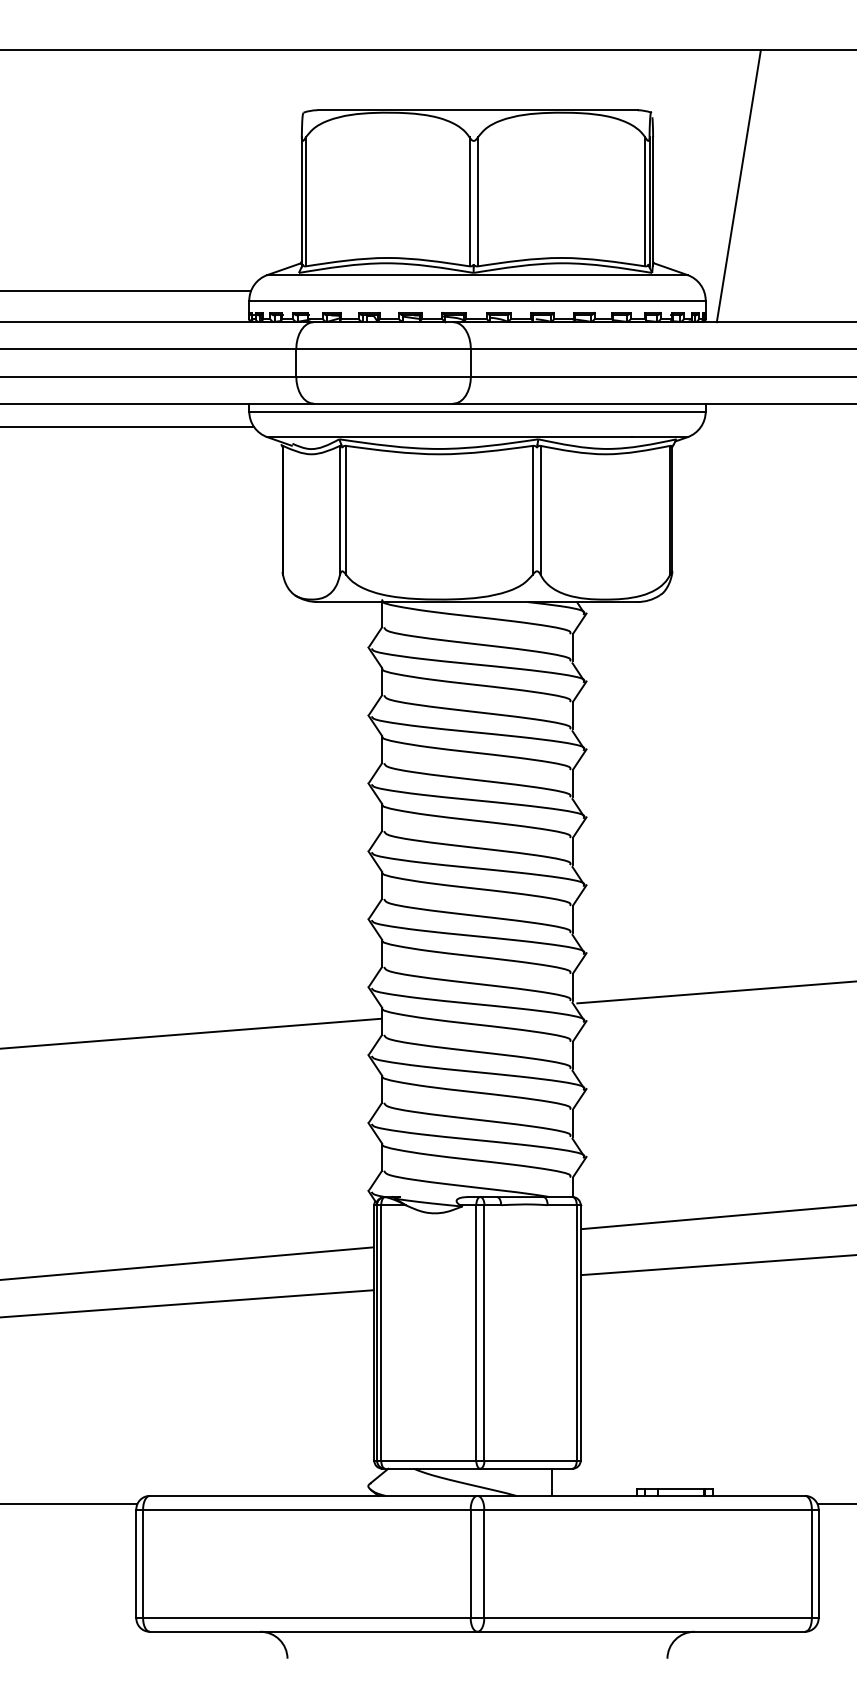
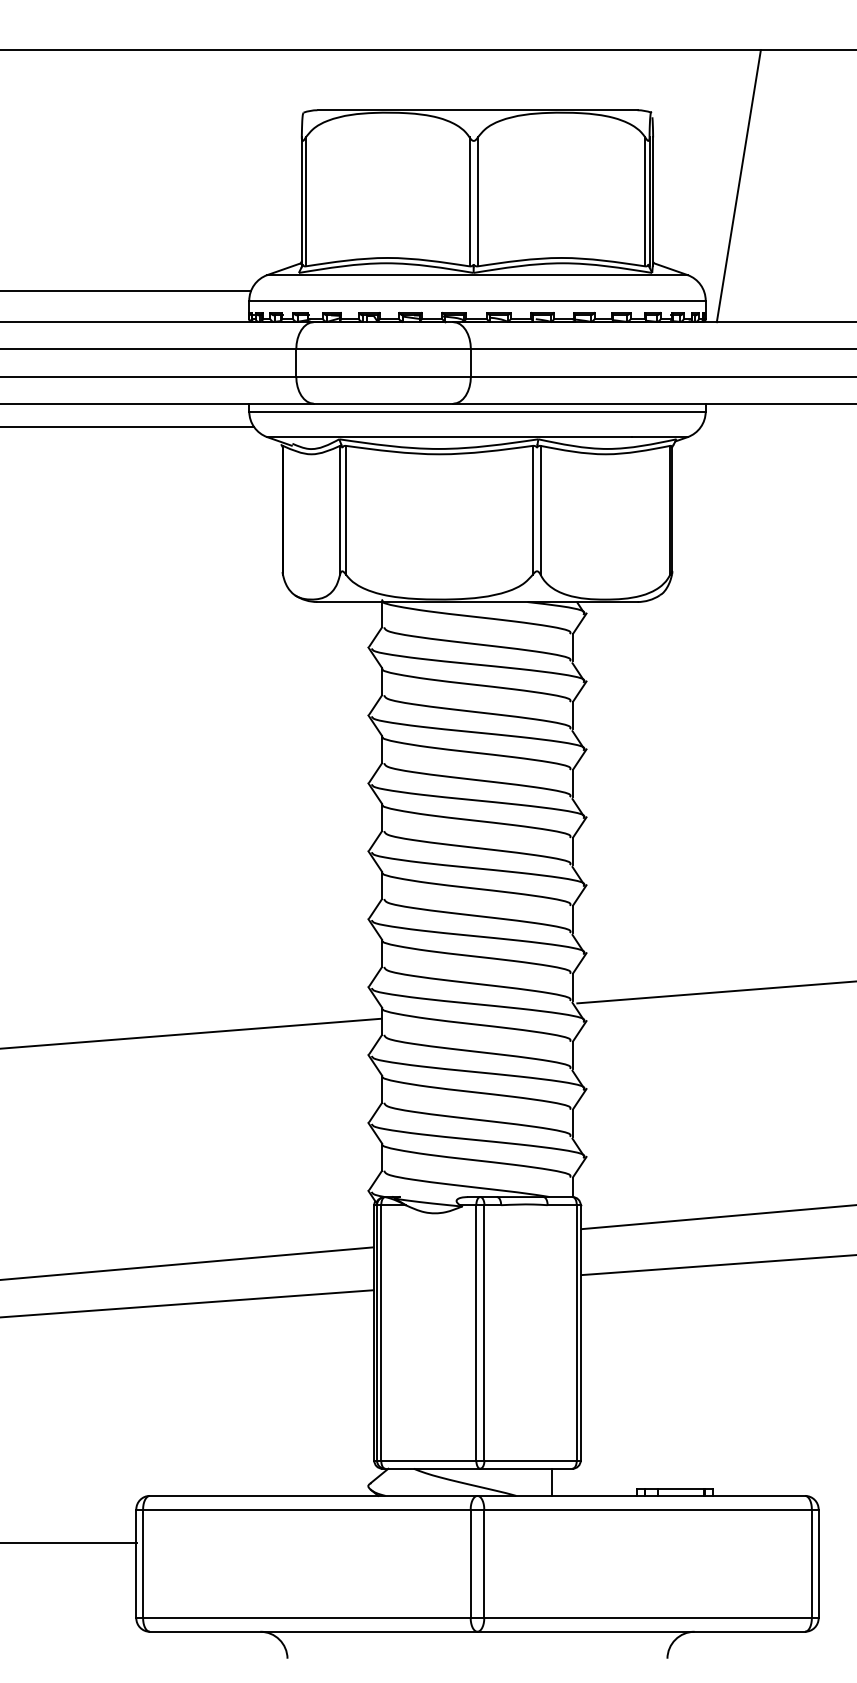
line position: (69, 1504) -> (69, 1543) (69, 1543)
line: present -> none (835, 1504)
